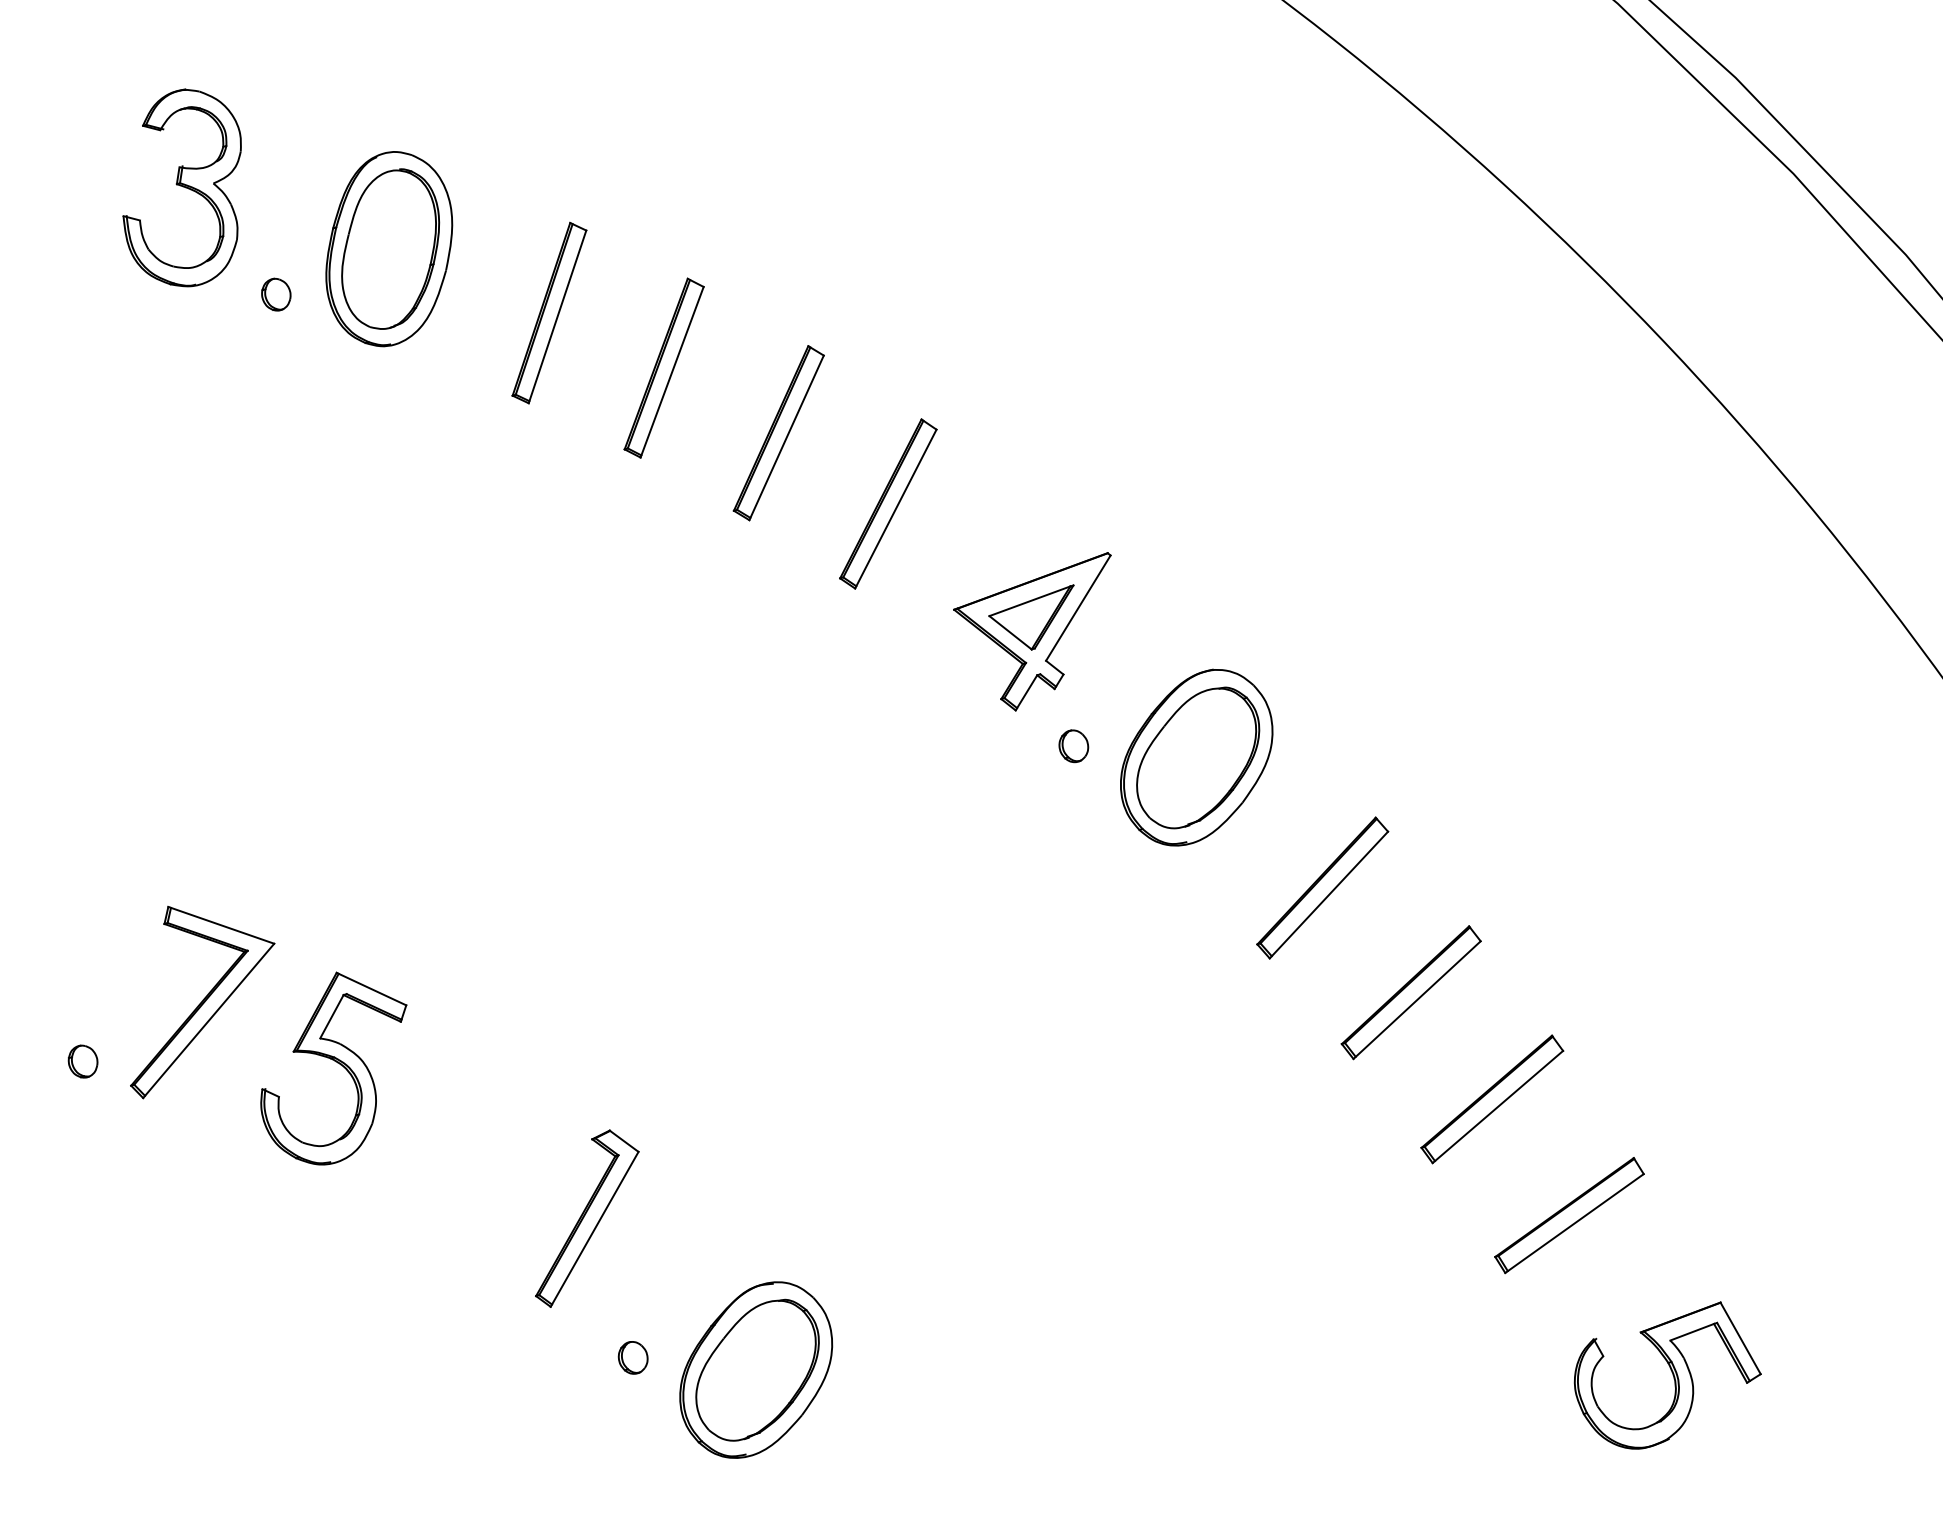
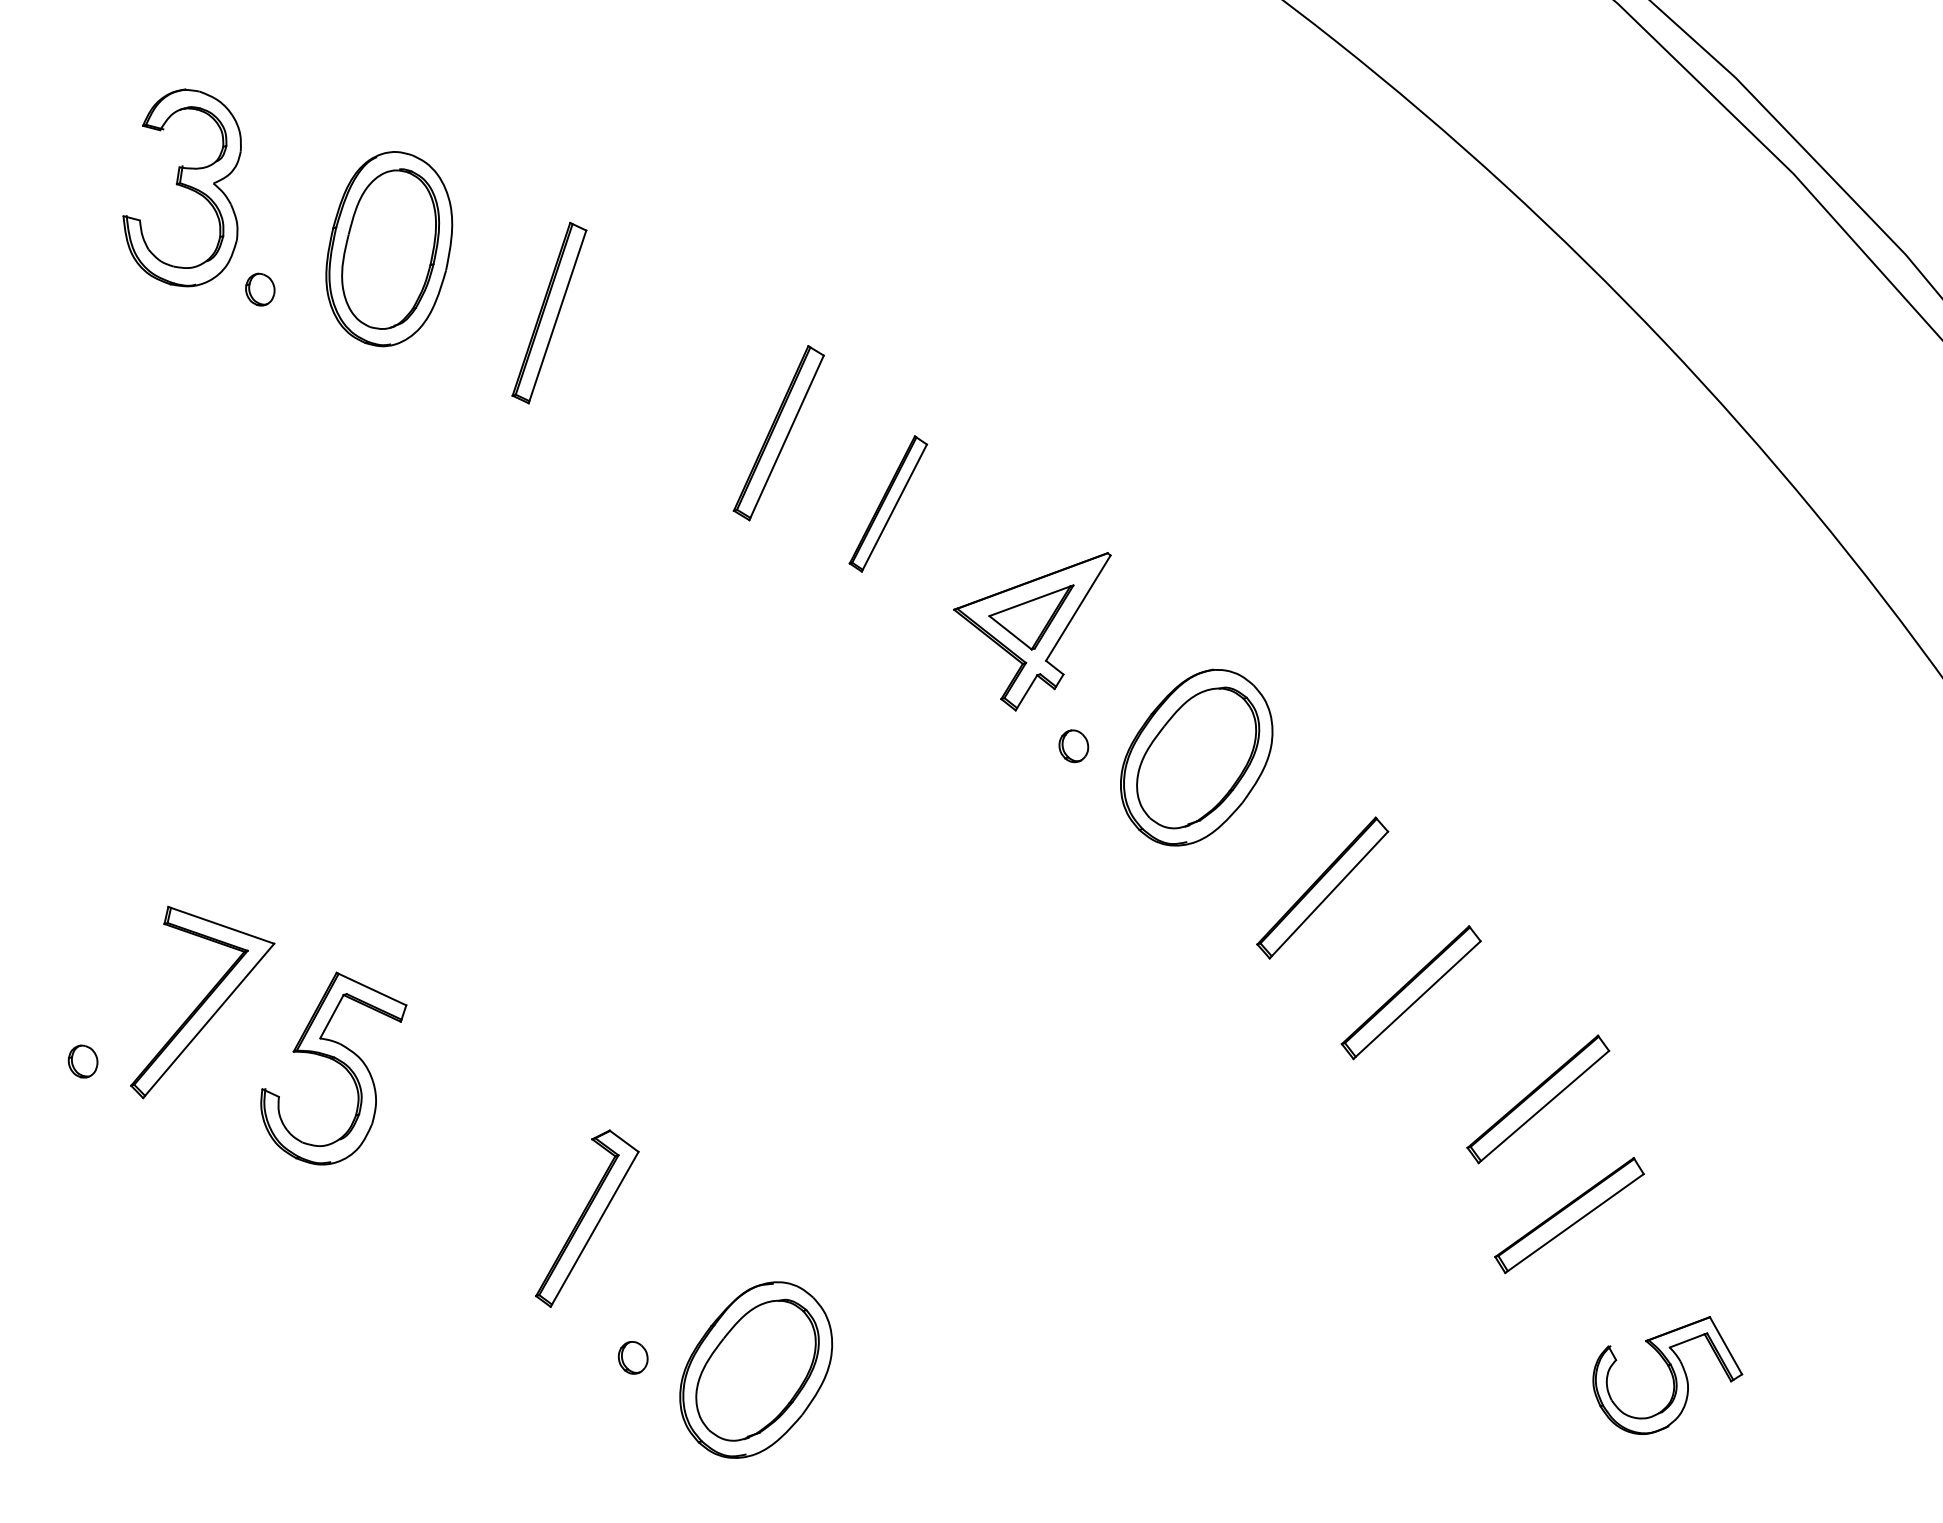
part position: (276, 294) -> (260, 289) (260, 289)
part: present -> none (663, 367)
part size: 99x172 px -> 81x138 px (888, 503)
part position: (1492, 1099) -> (1538, 1099) (1538, 1099)
part size: 189x149 px -> 152x119 px (1667, 1375)
